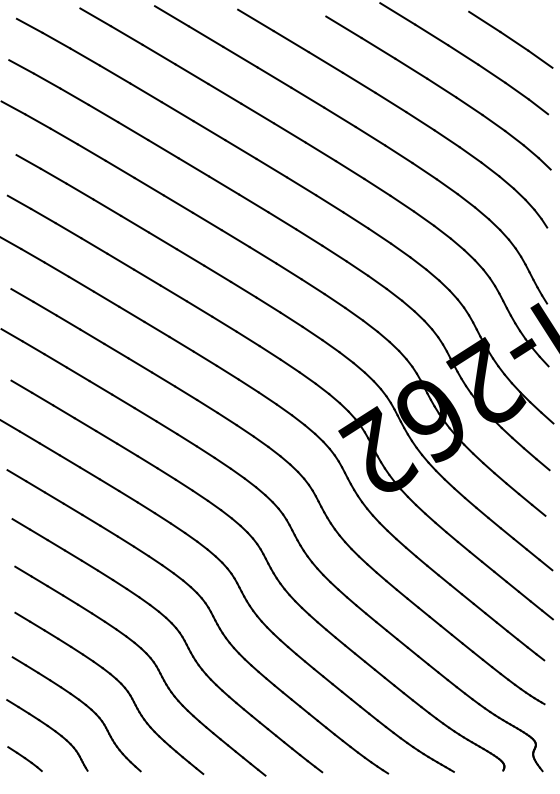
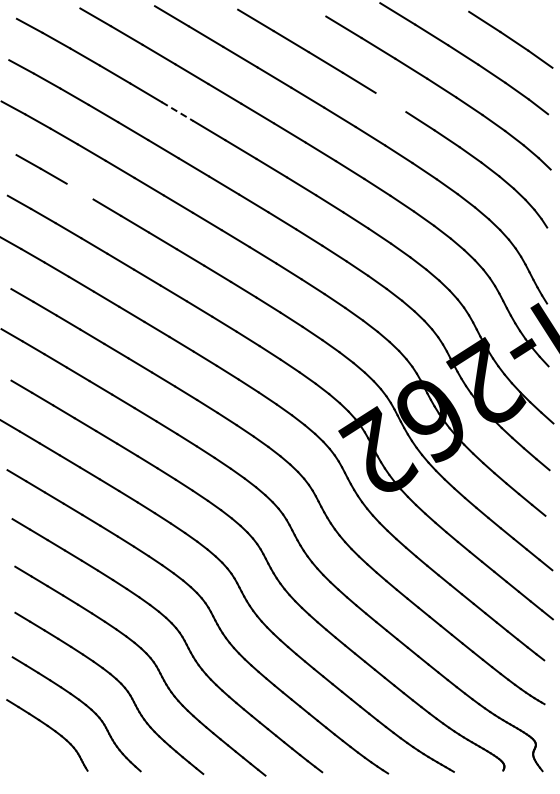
line: present -> none (390, 102)
line: solid -> dashed (178, 111)
line: present -> none (79, 191)
line: present -> none (24, 758)
